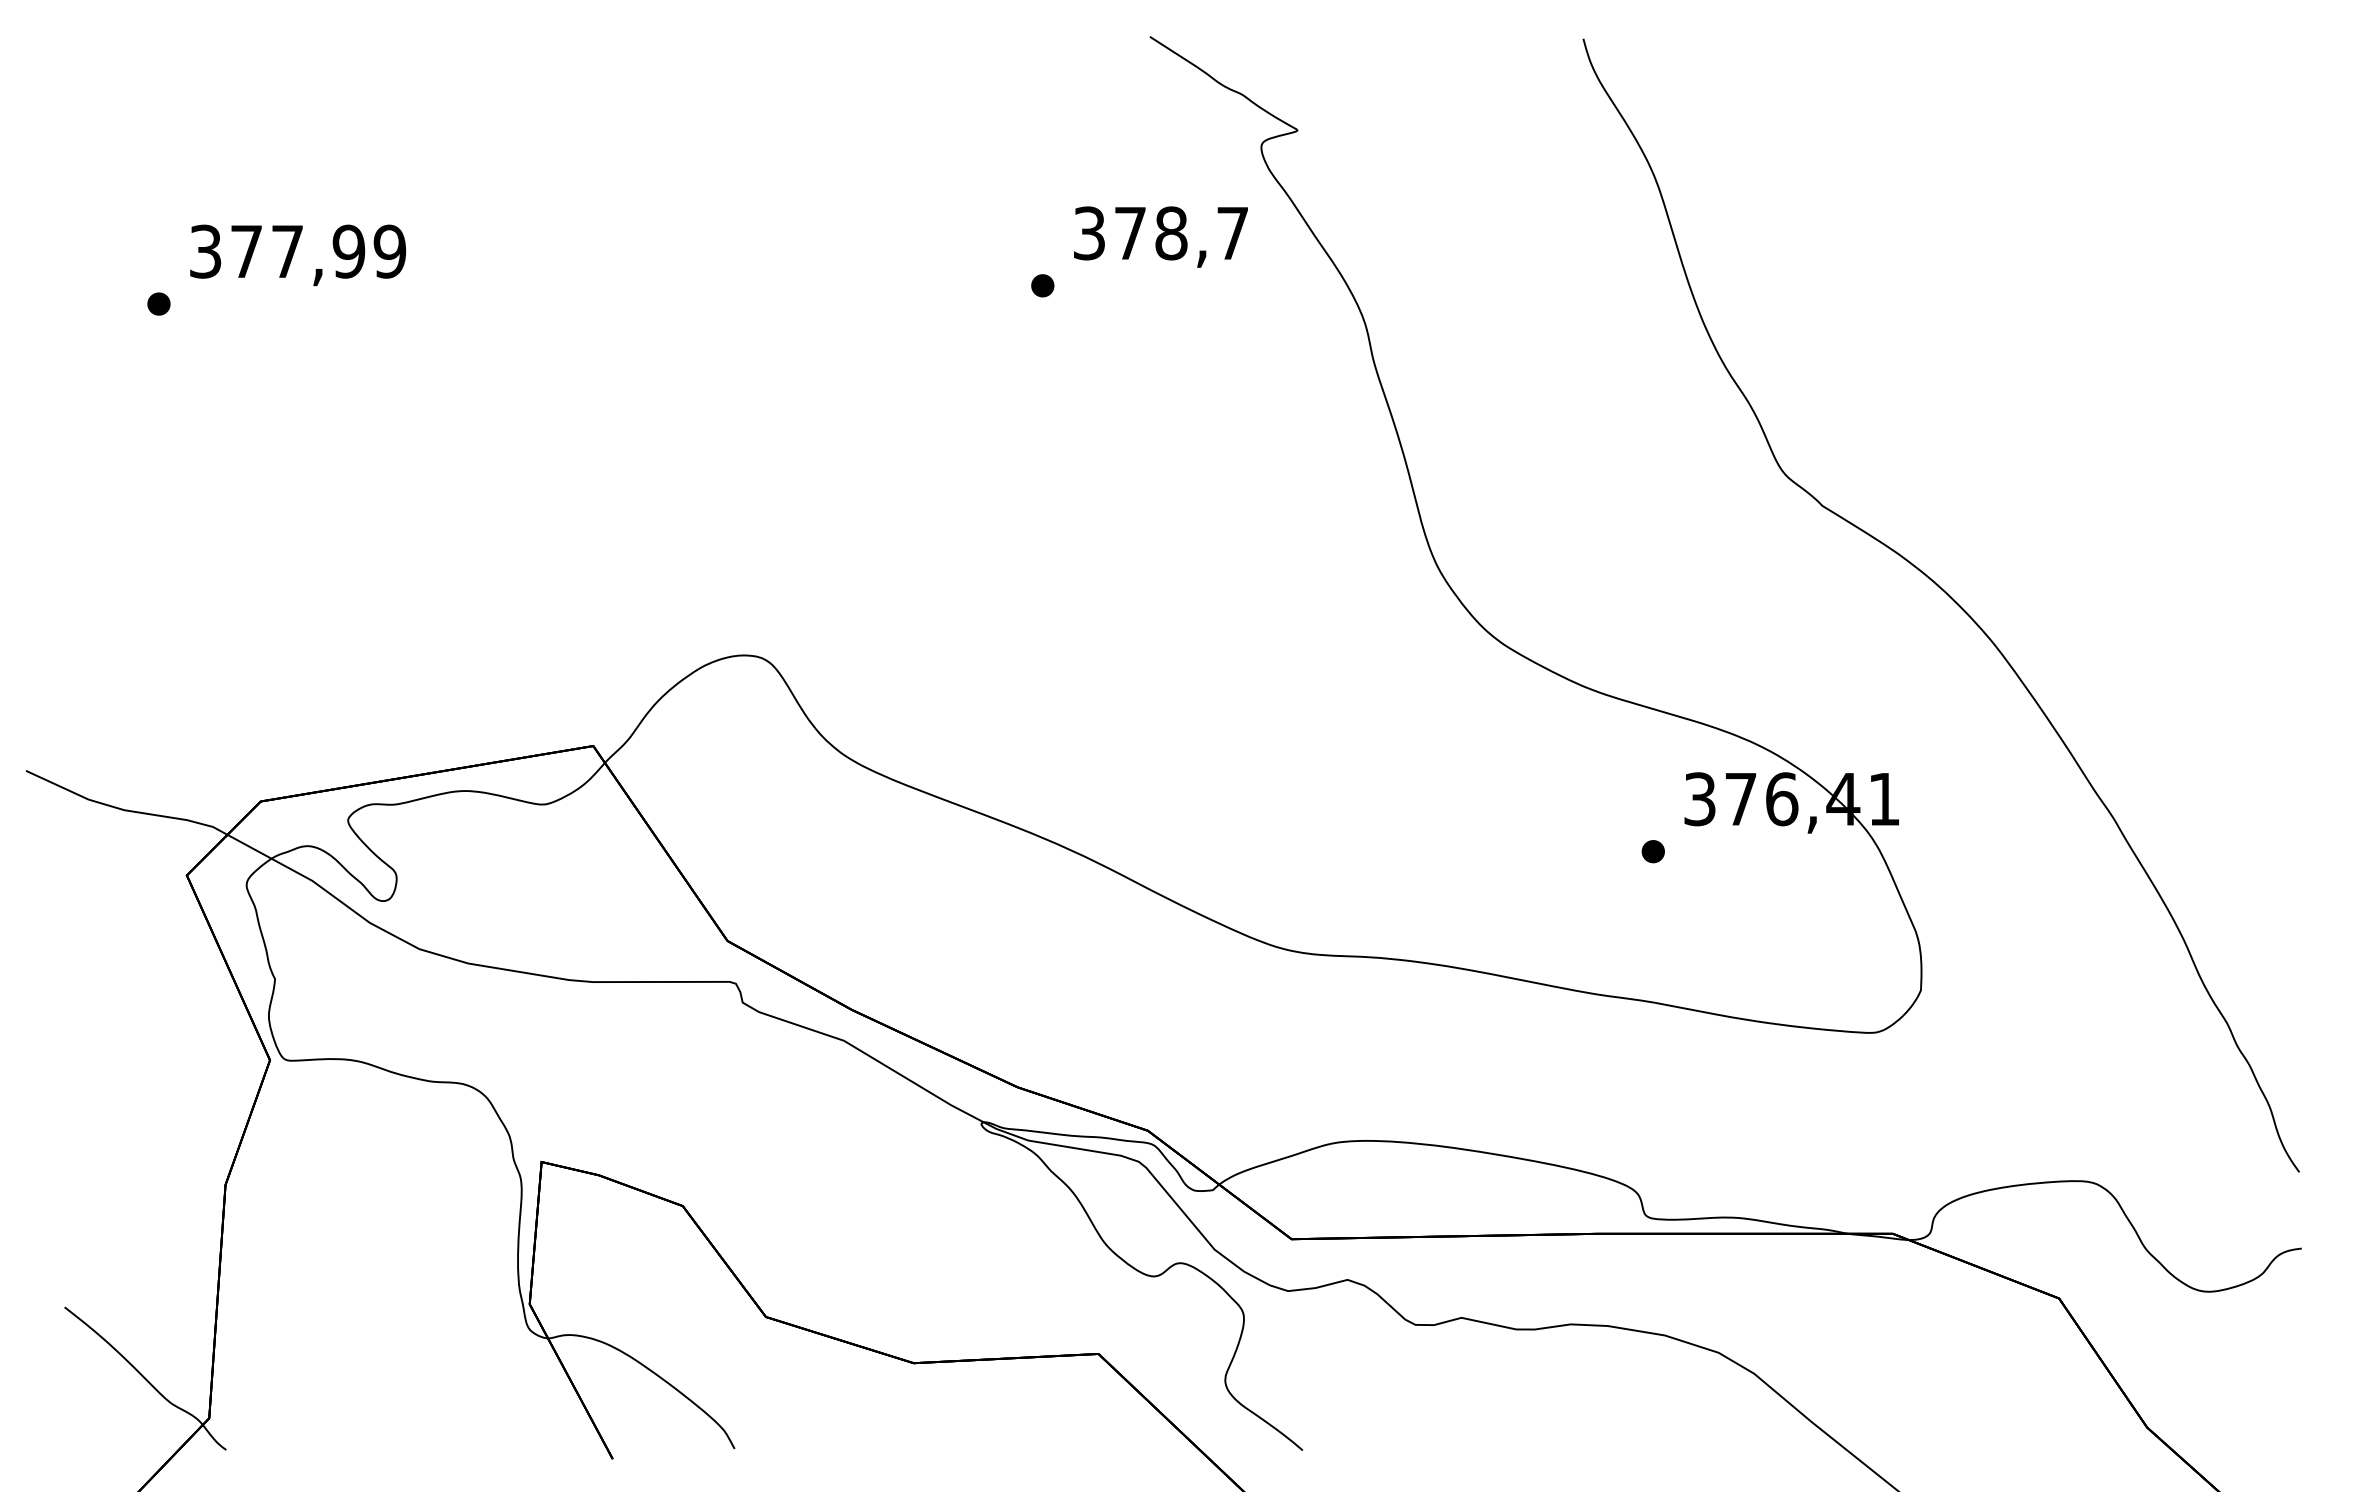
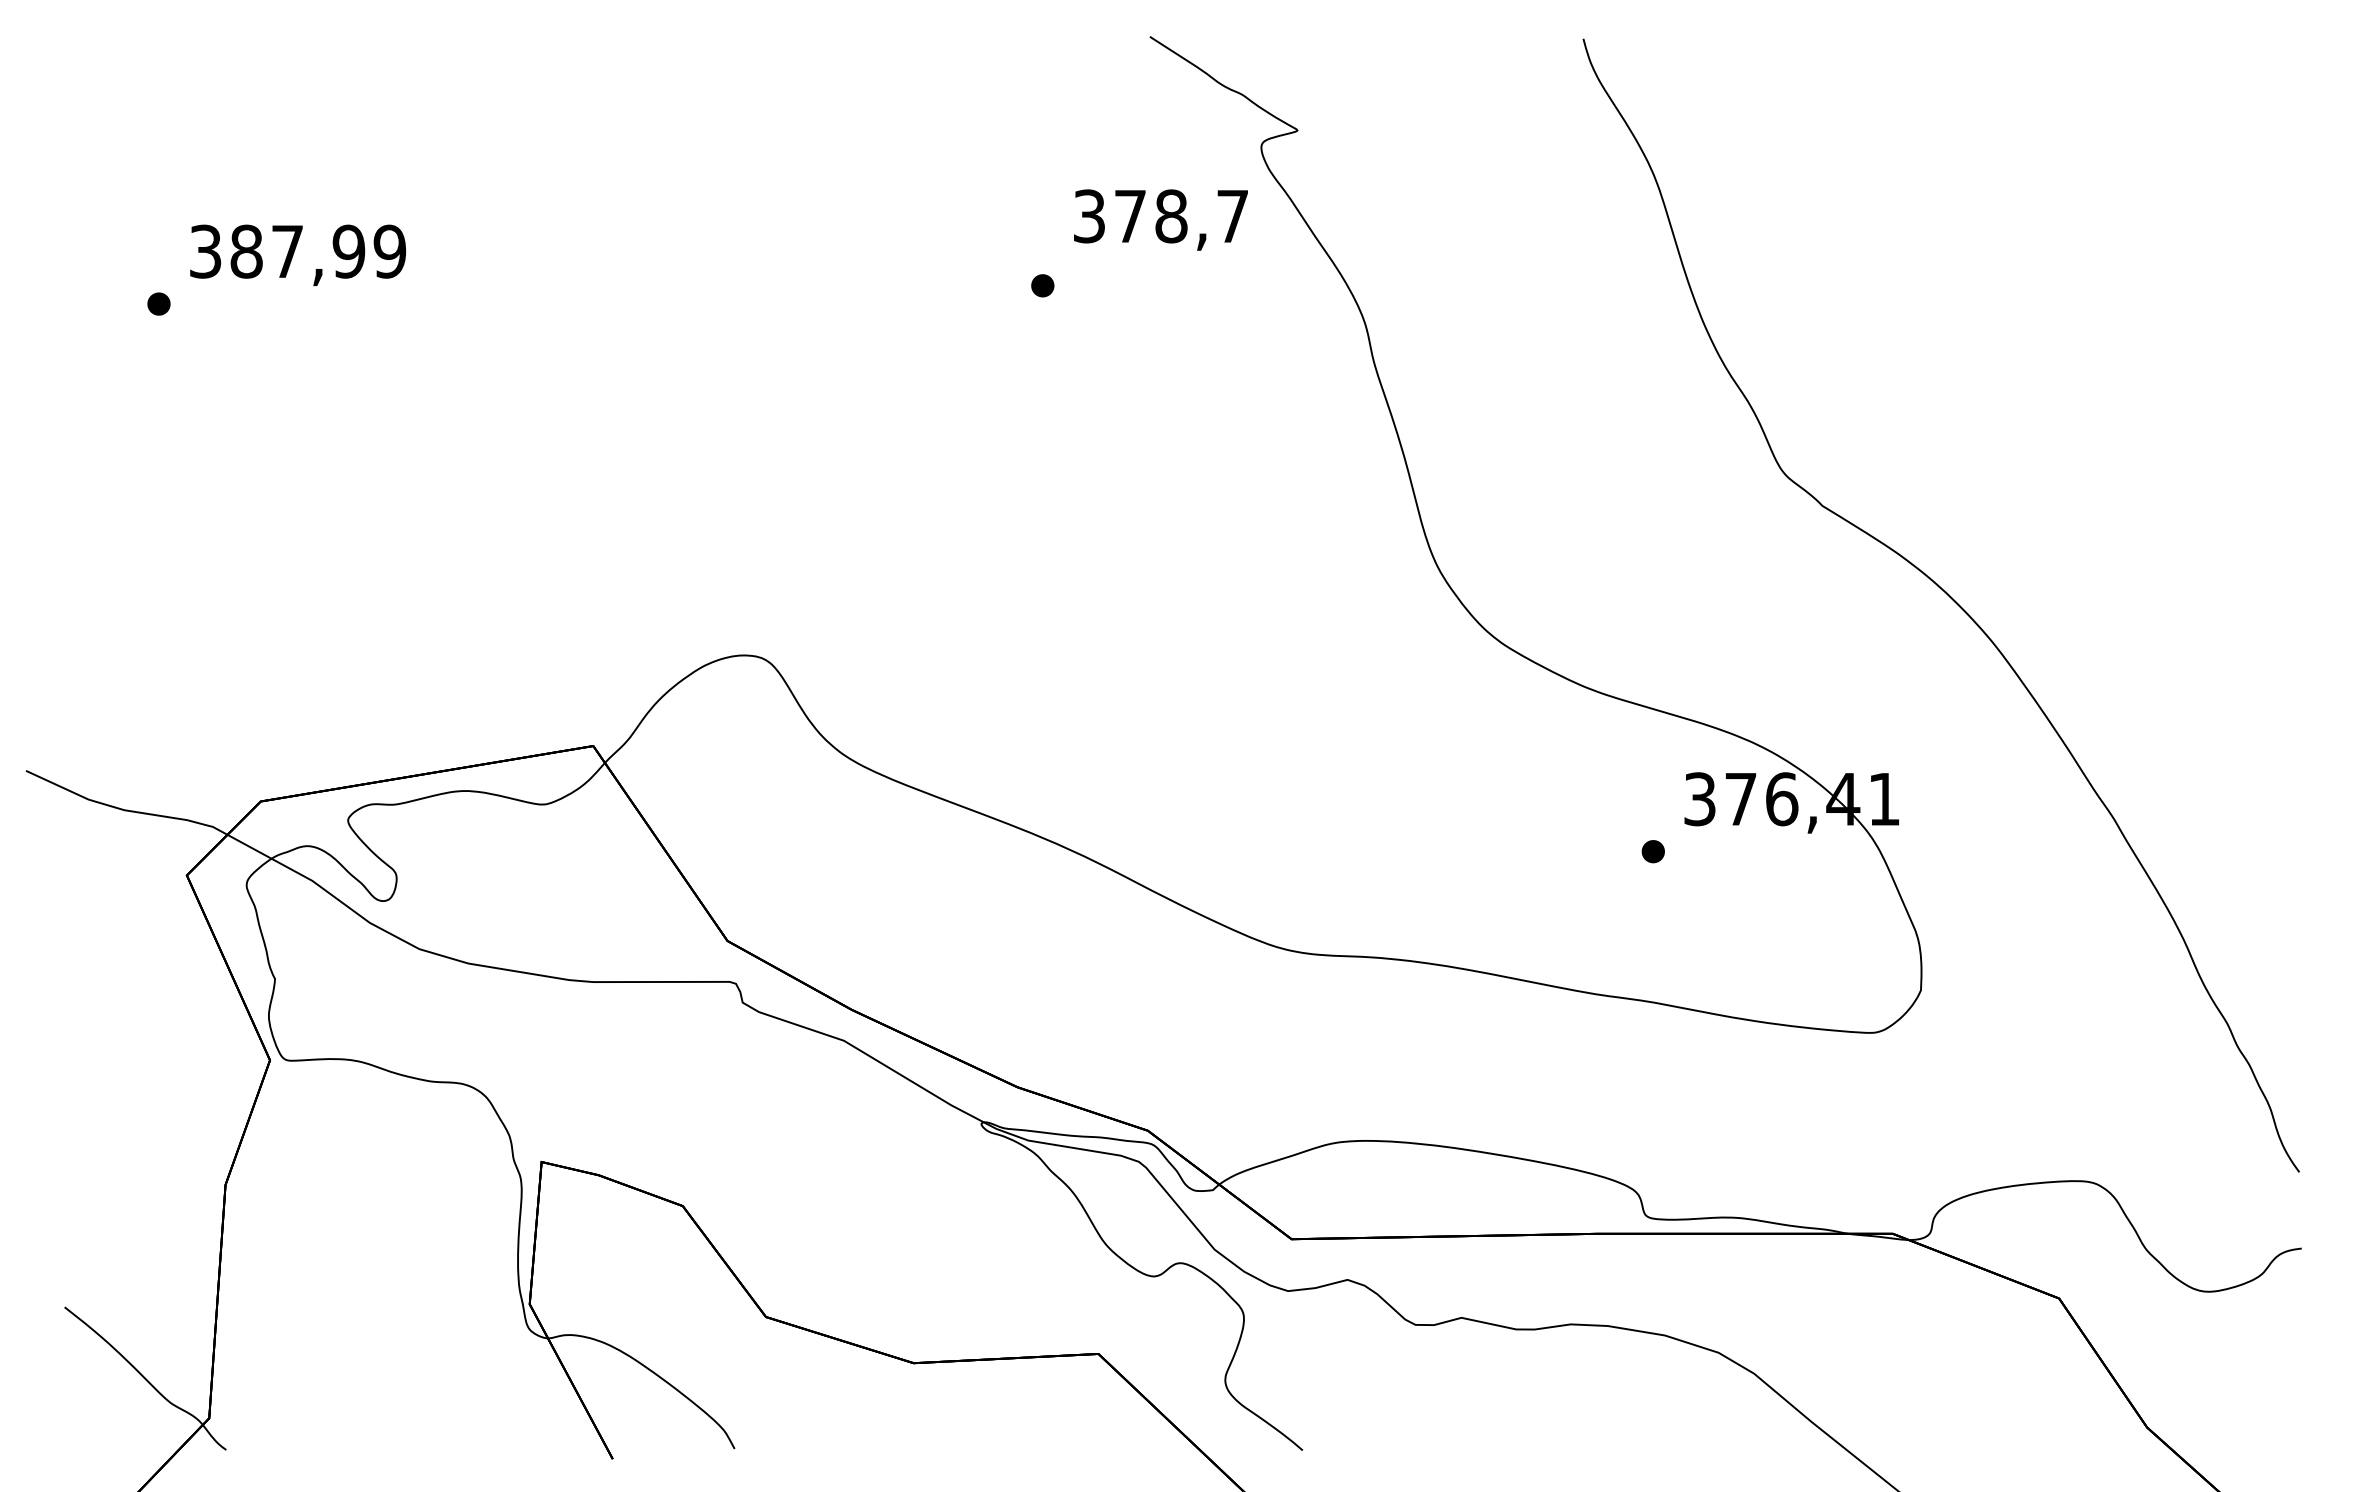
text position: (1160, 236) -> (1160, 219) (1160, 219)
text: 377,99 -> 387,99 (246, 251)
